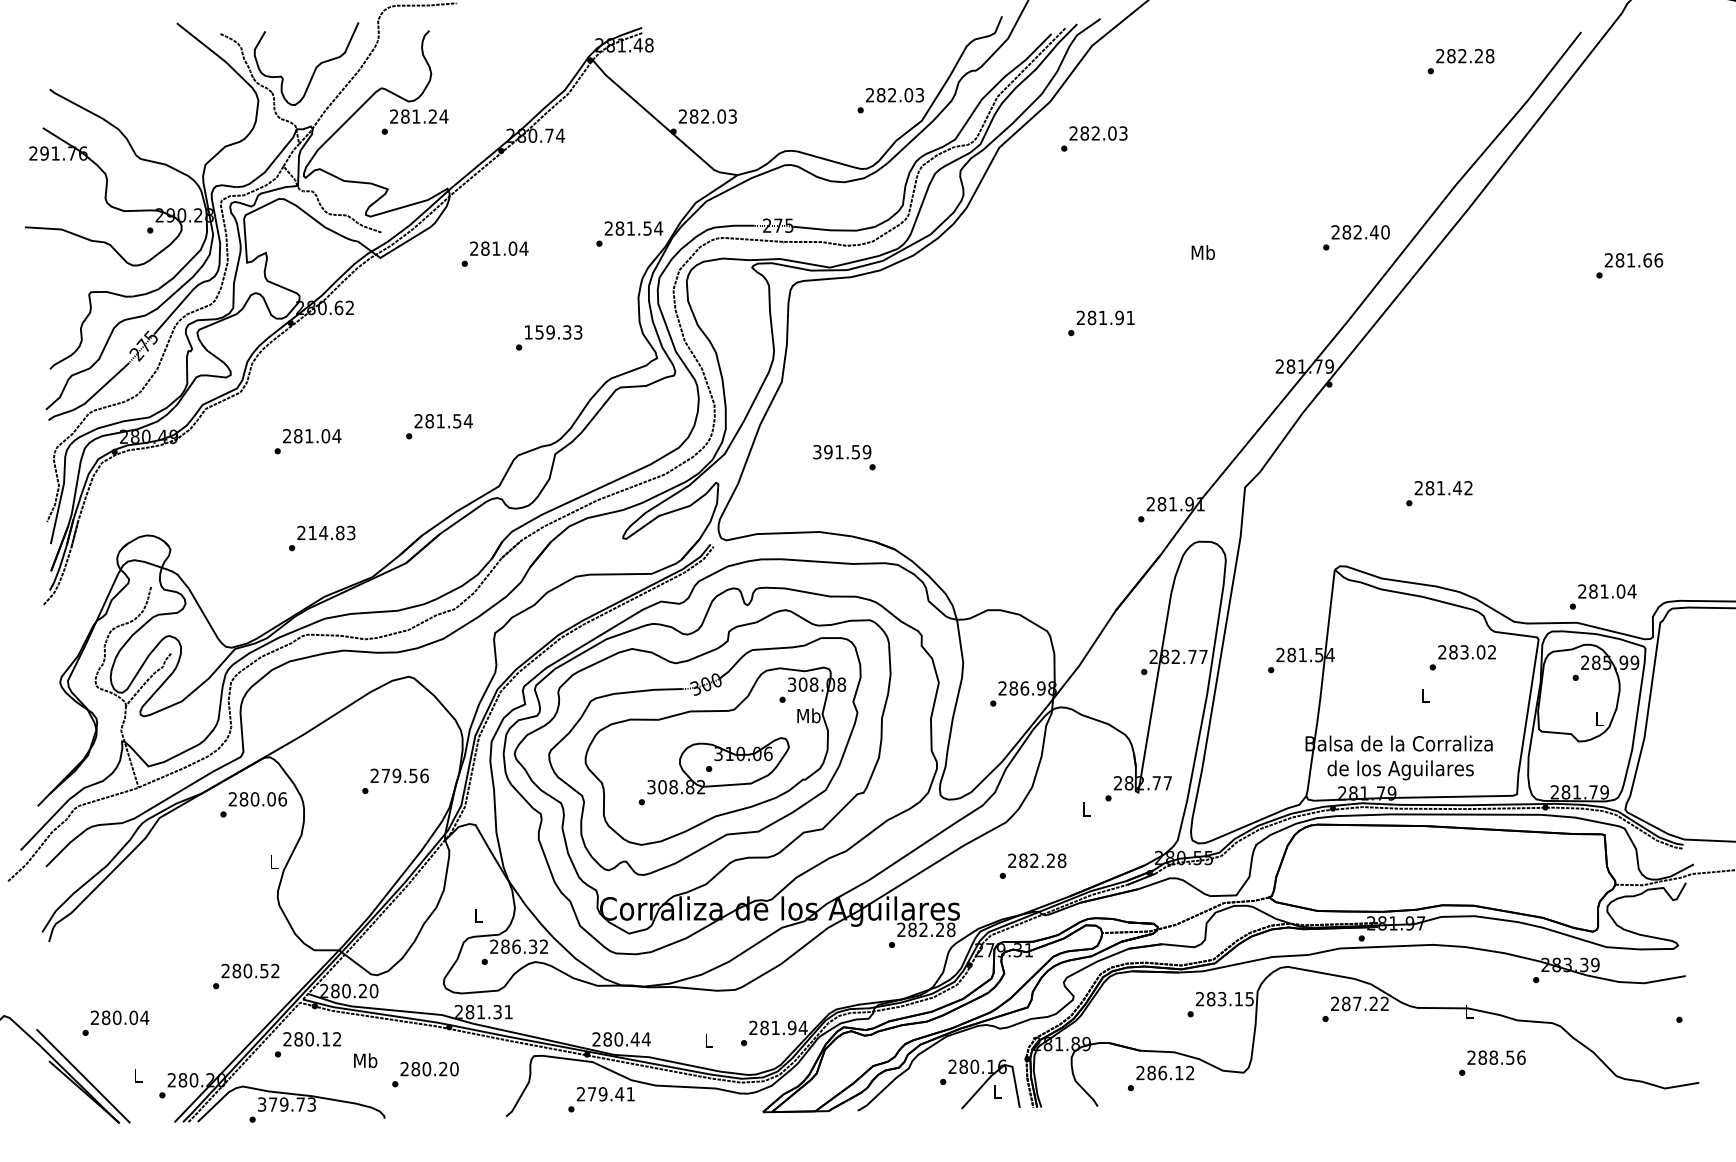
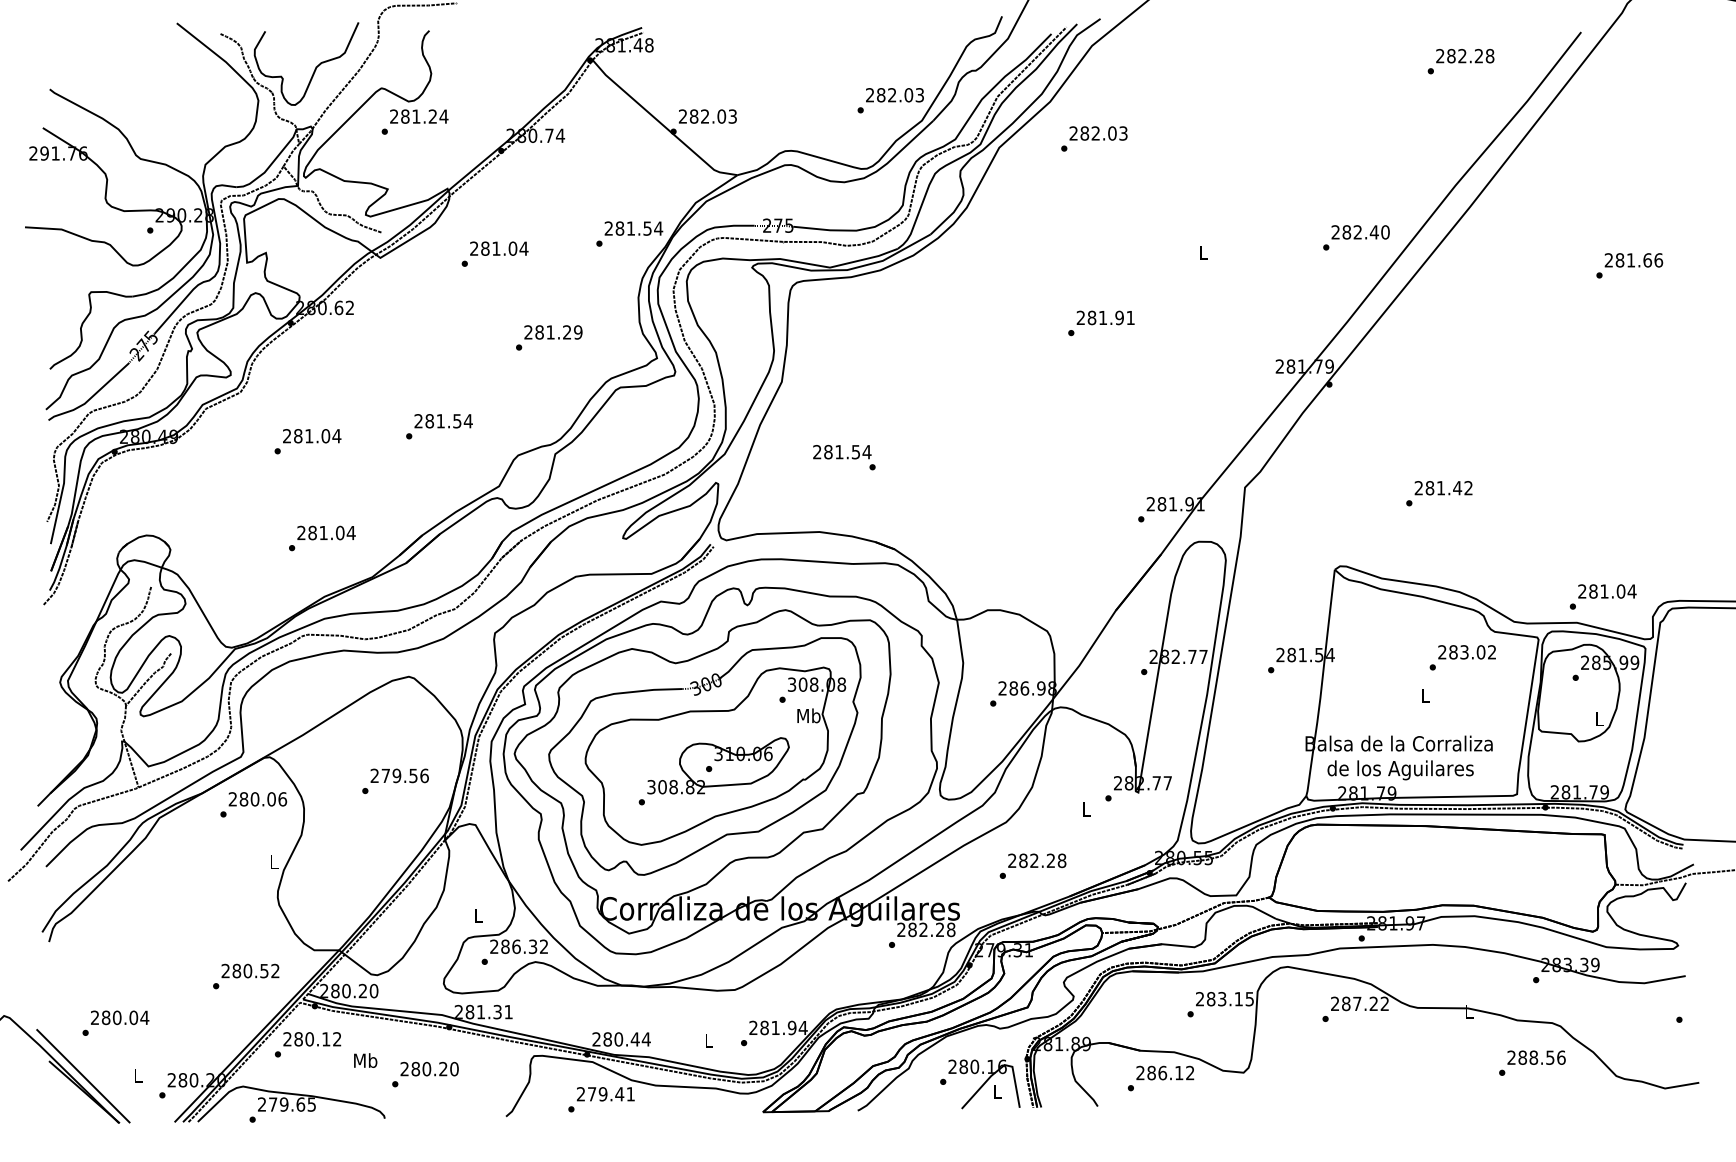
text: Mb -> L (1202, 252)
text: 159.33 -> 281.29 (553, 332)
text: 391.59 -> 281.54 (842, 452)
text: 214.83 -> 281.04 (331, 532)
text position: (1492, 1062) -> (1532, 1062) (1532, 1062)
text: 379.73 -> 279.65 (286, 1104)
